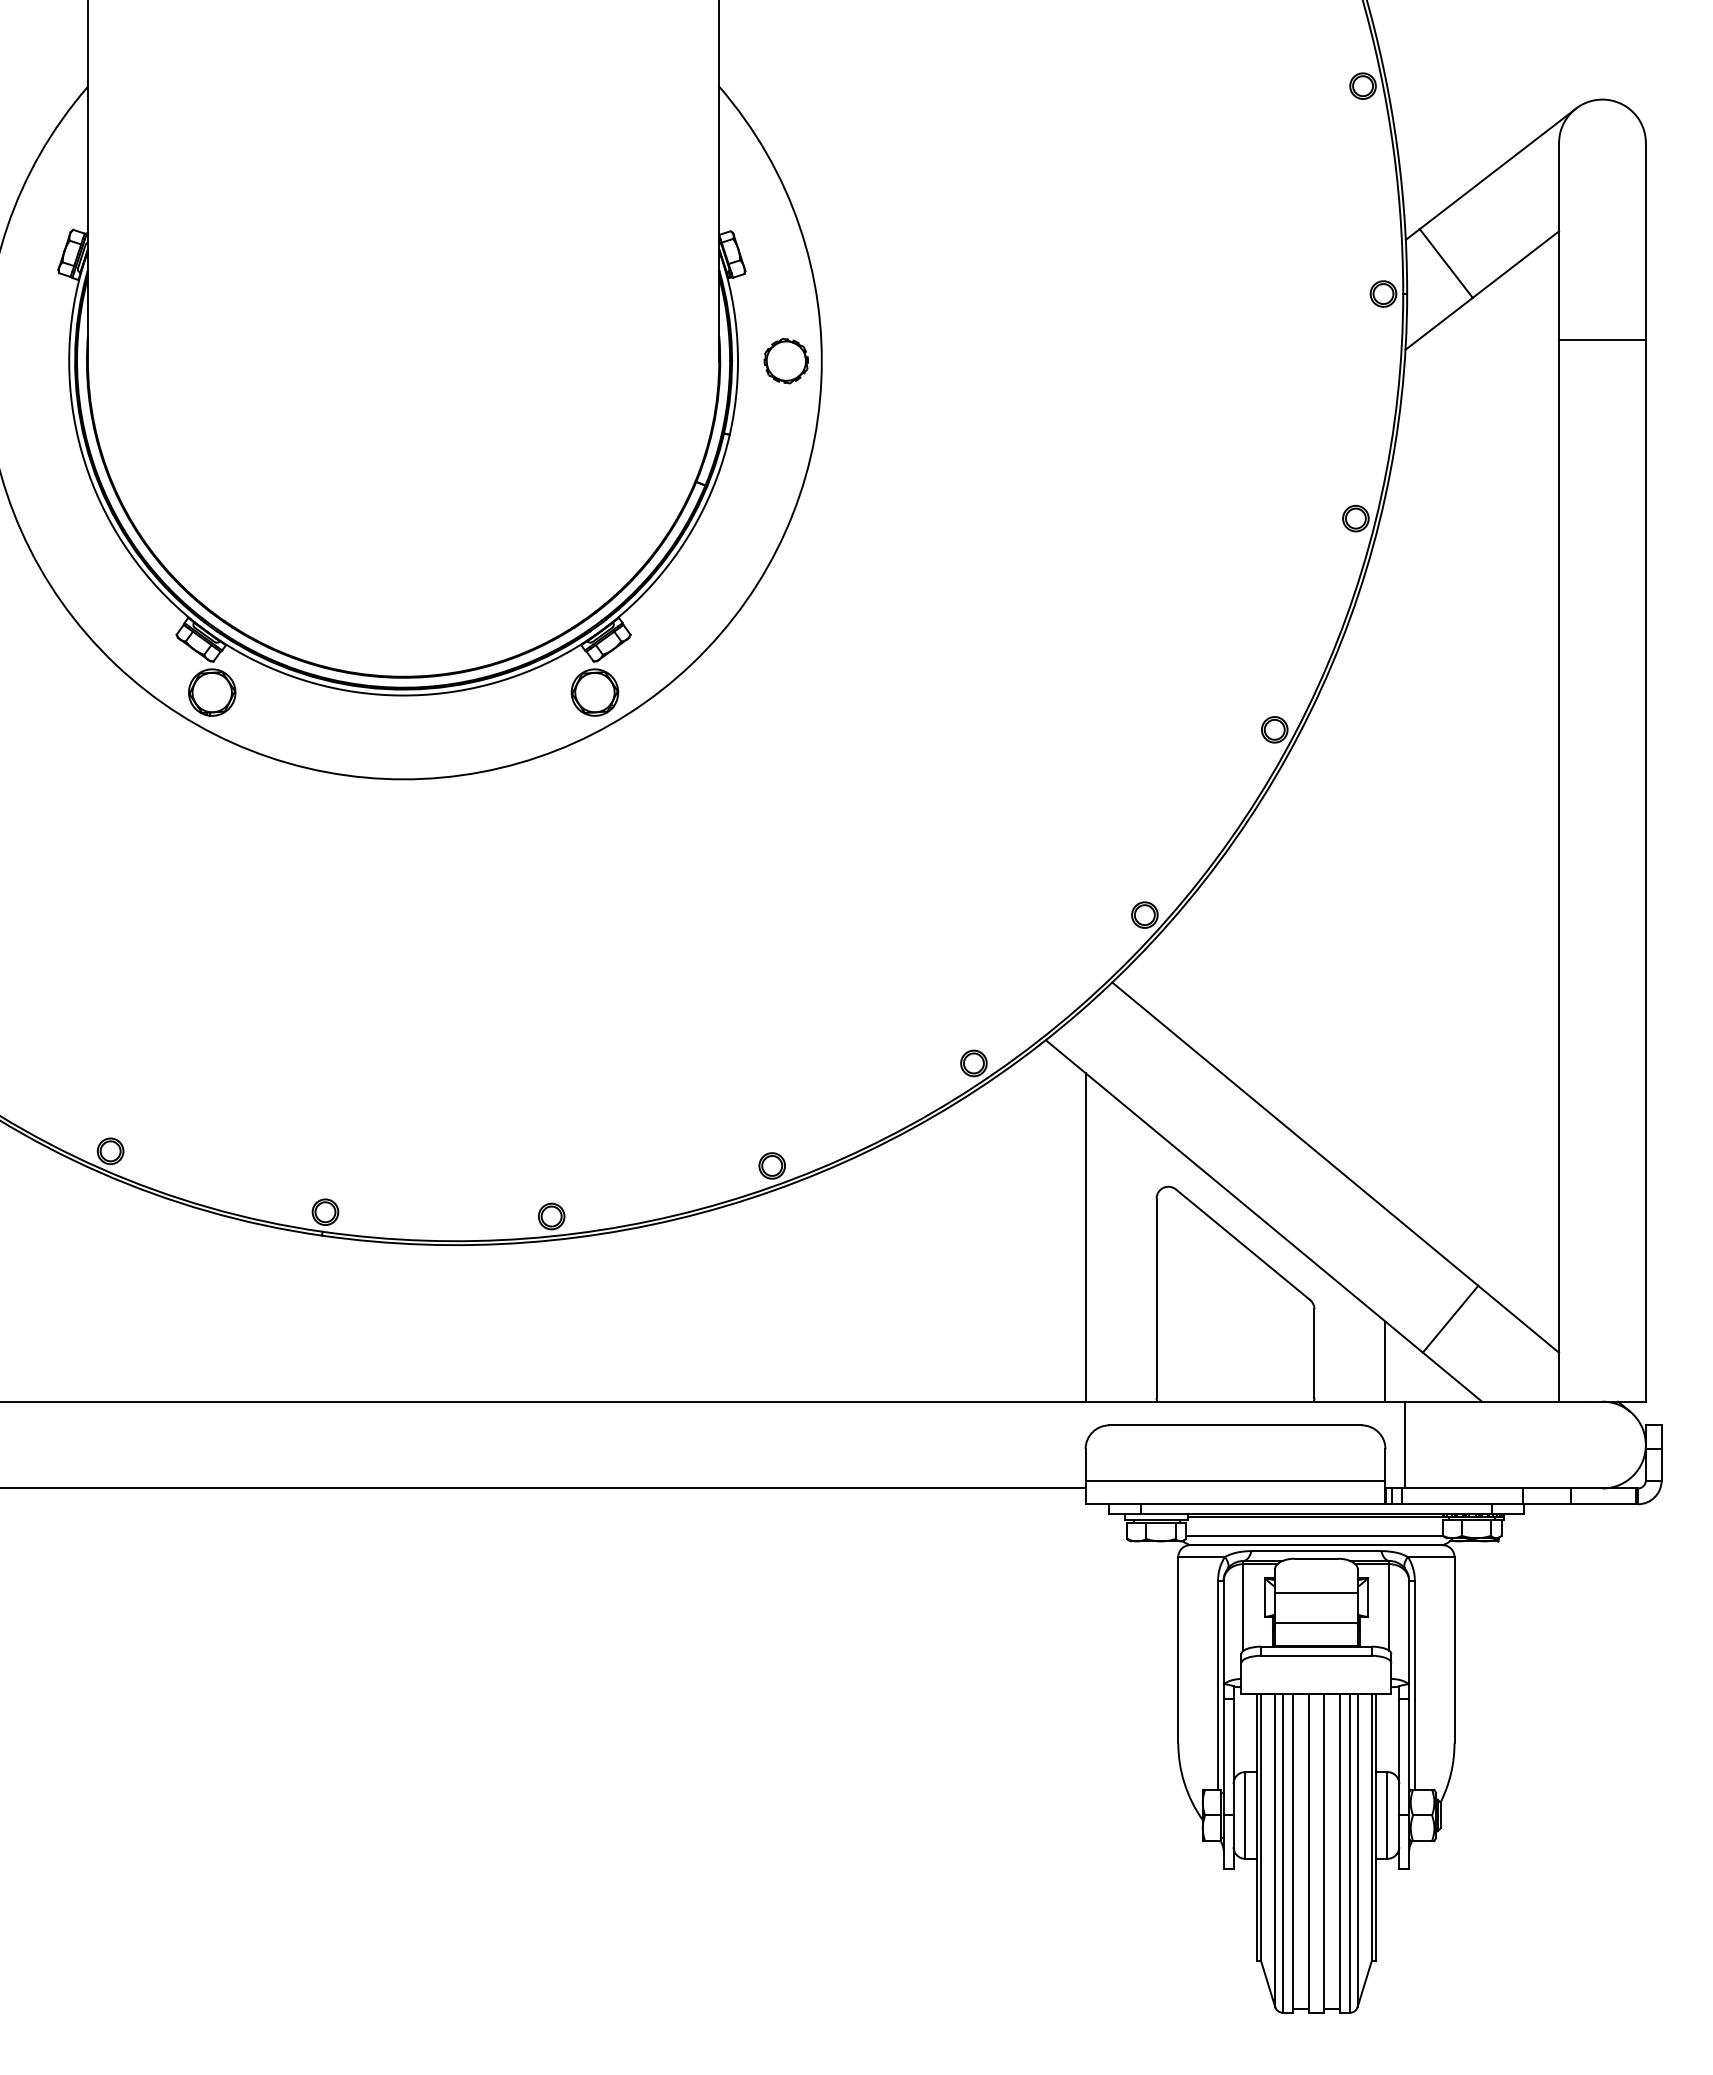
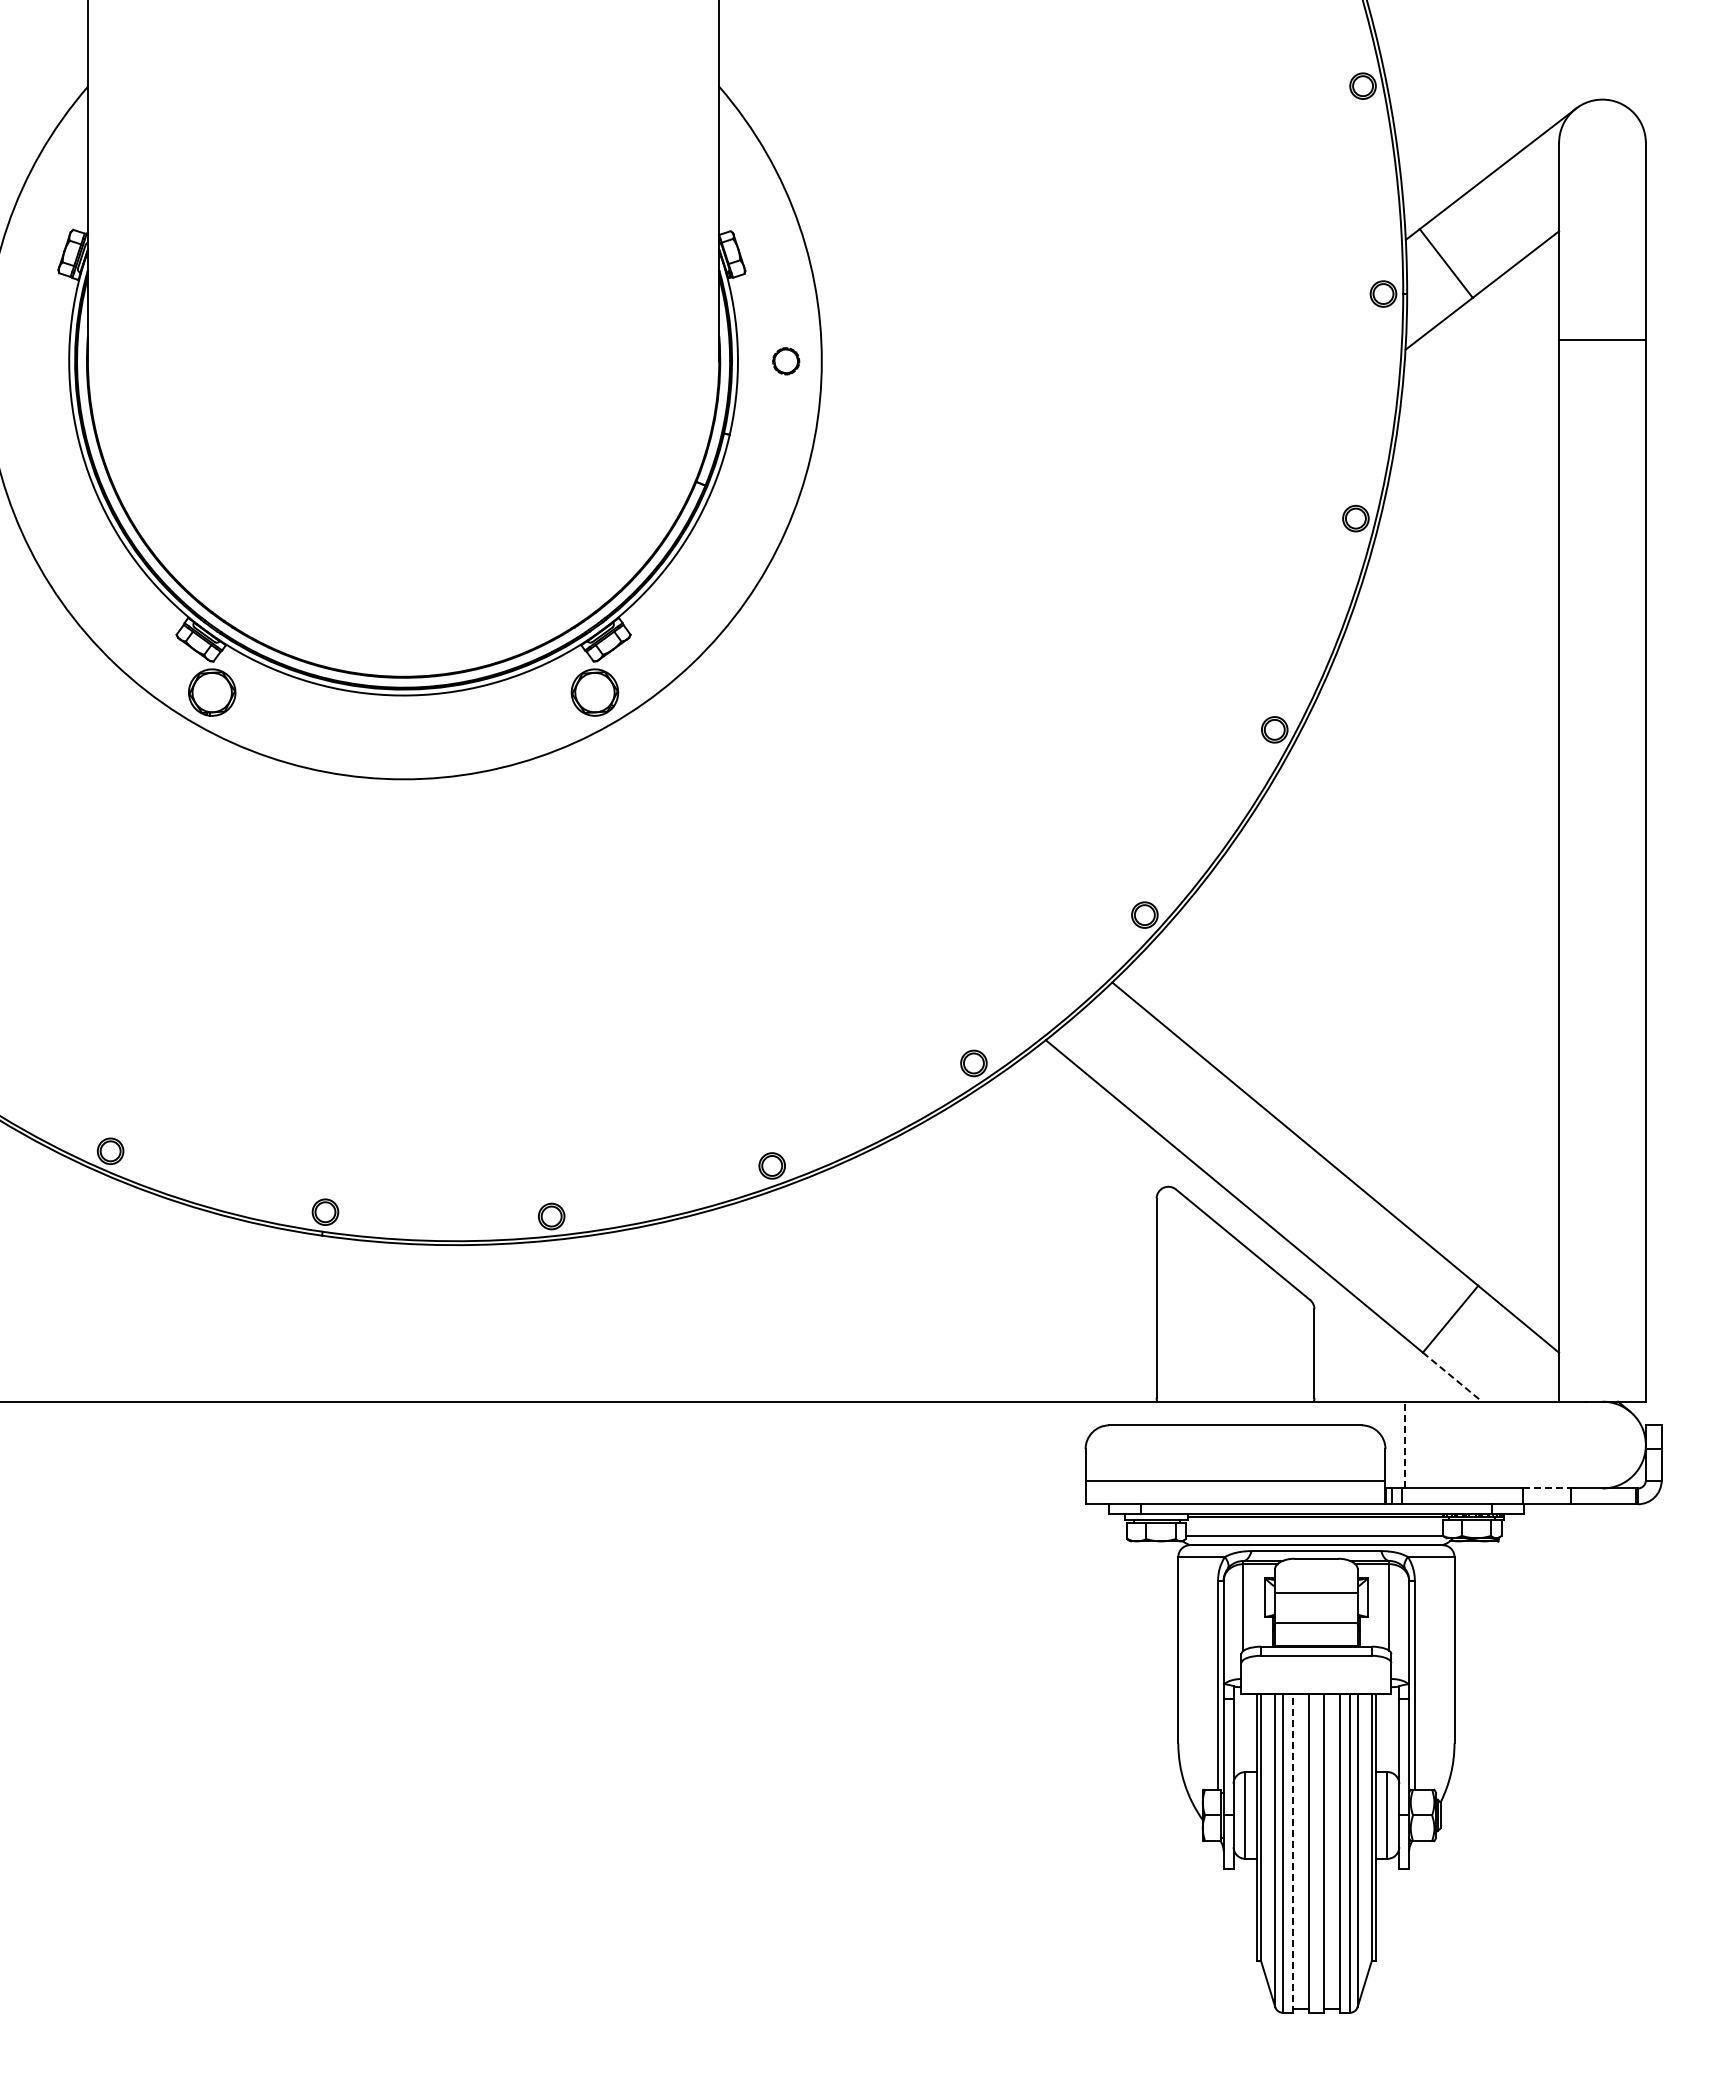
part size: 46x47 px -> 29x29 px (786, 361)
line: present -> none (1085, 1237)
line: present -> none (1385, 1361)
line: solid -> dashed (1452, 1377)
line: solid -> dashed (1405, 1444)
line: present -> none (543, 1488)
line: solid -> dashed (1547, 1488)
line: solid -> dashed (1292, 1853)
